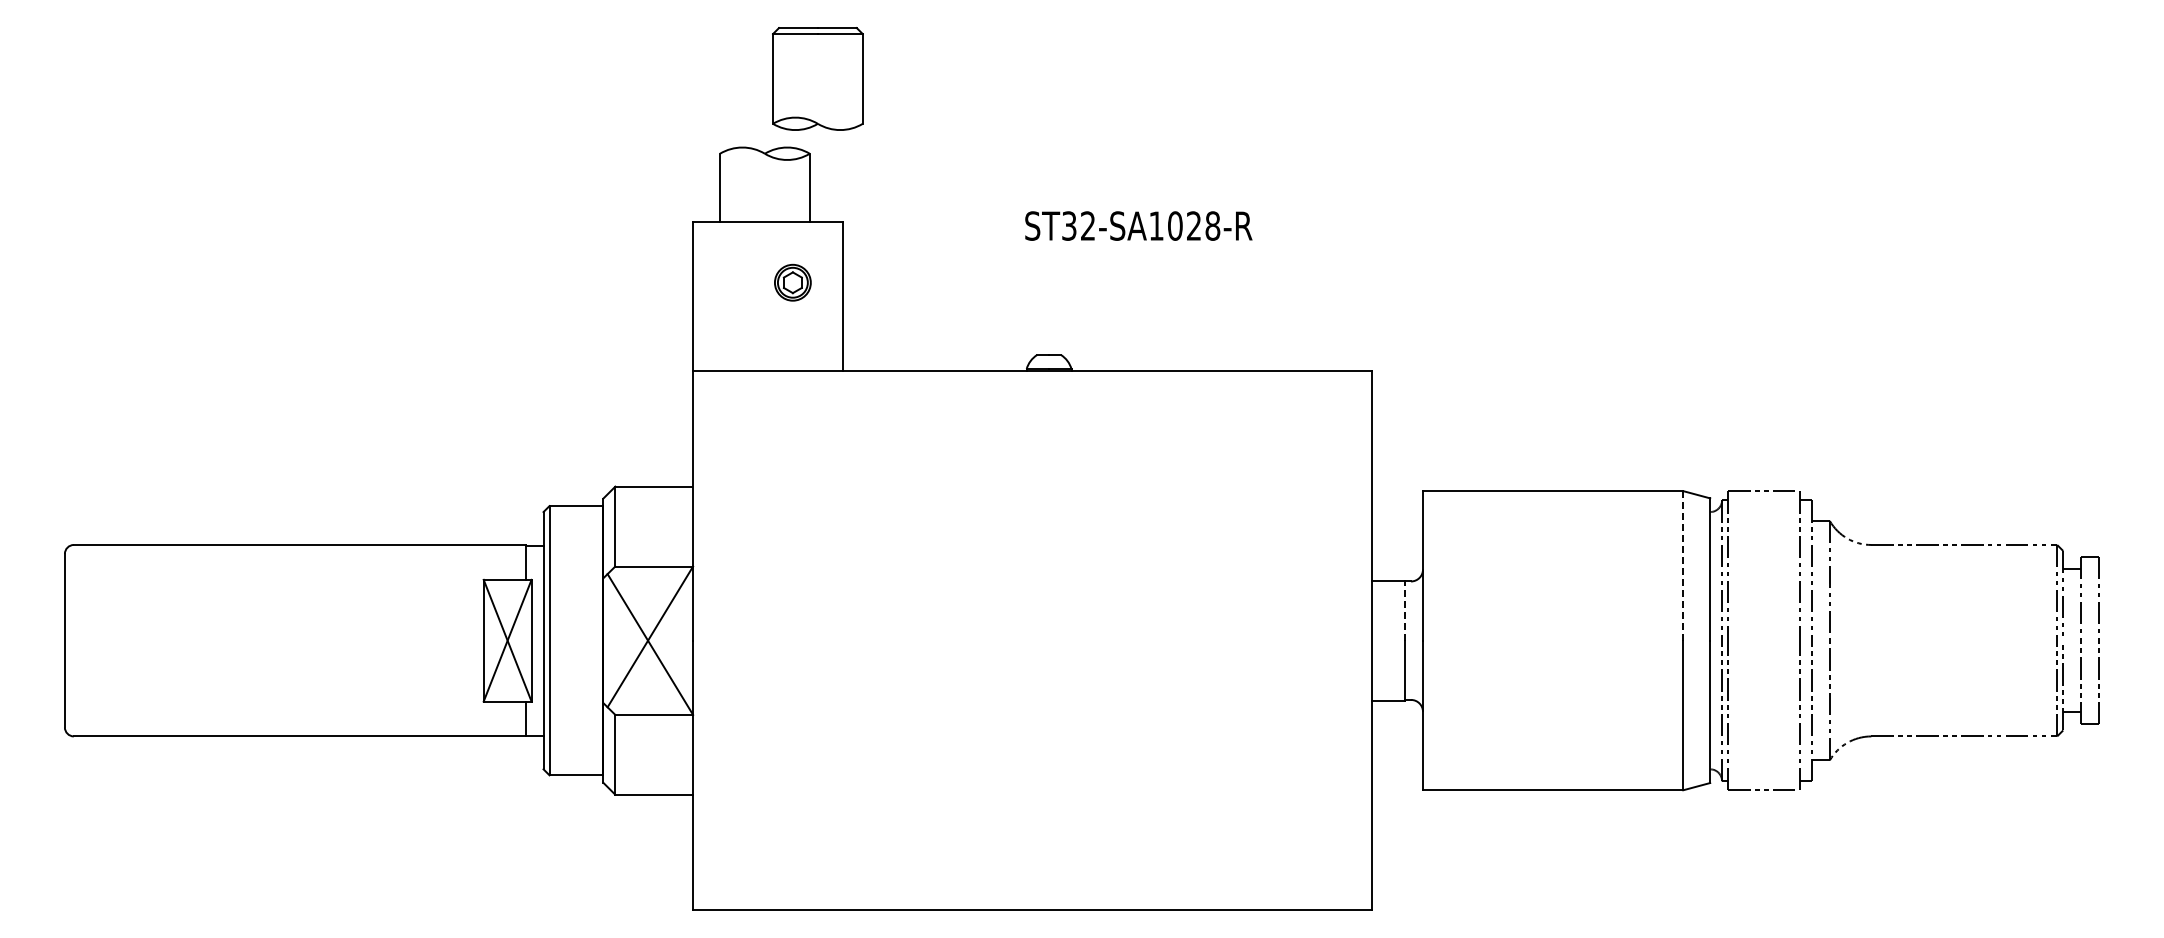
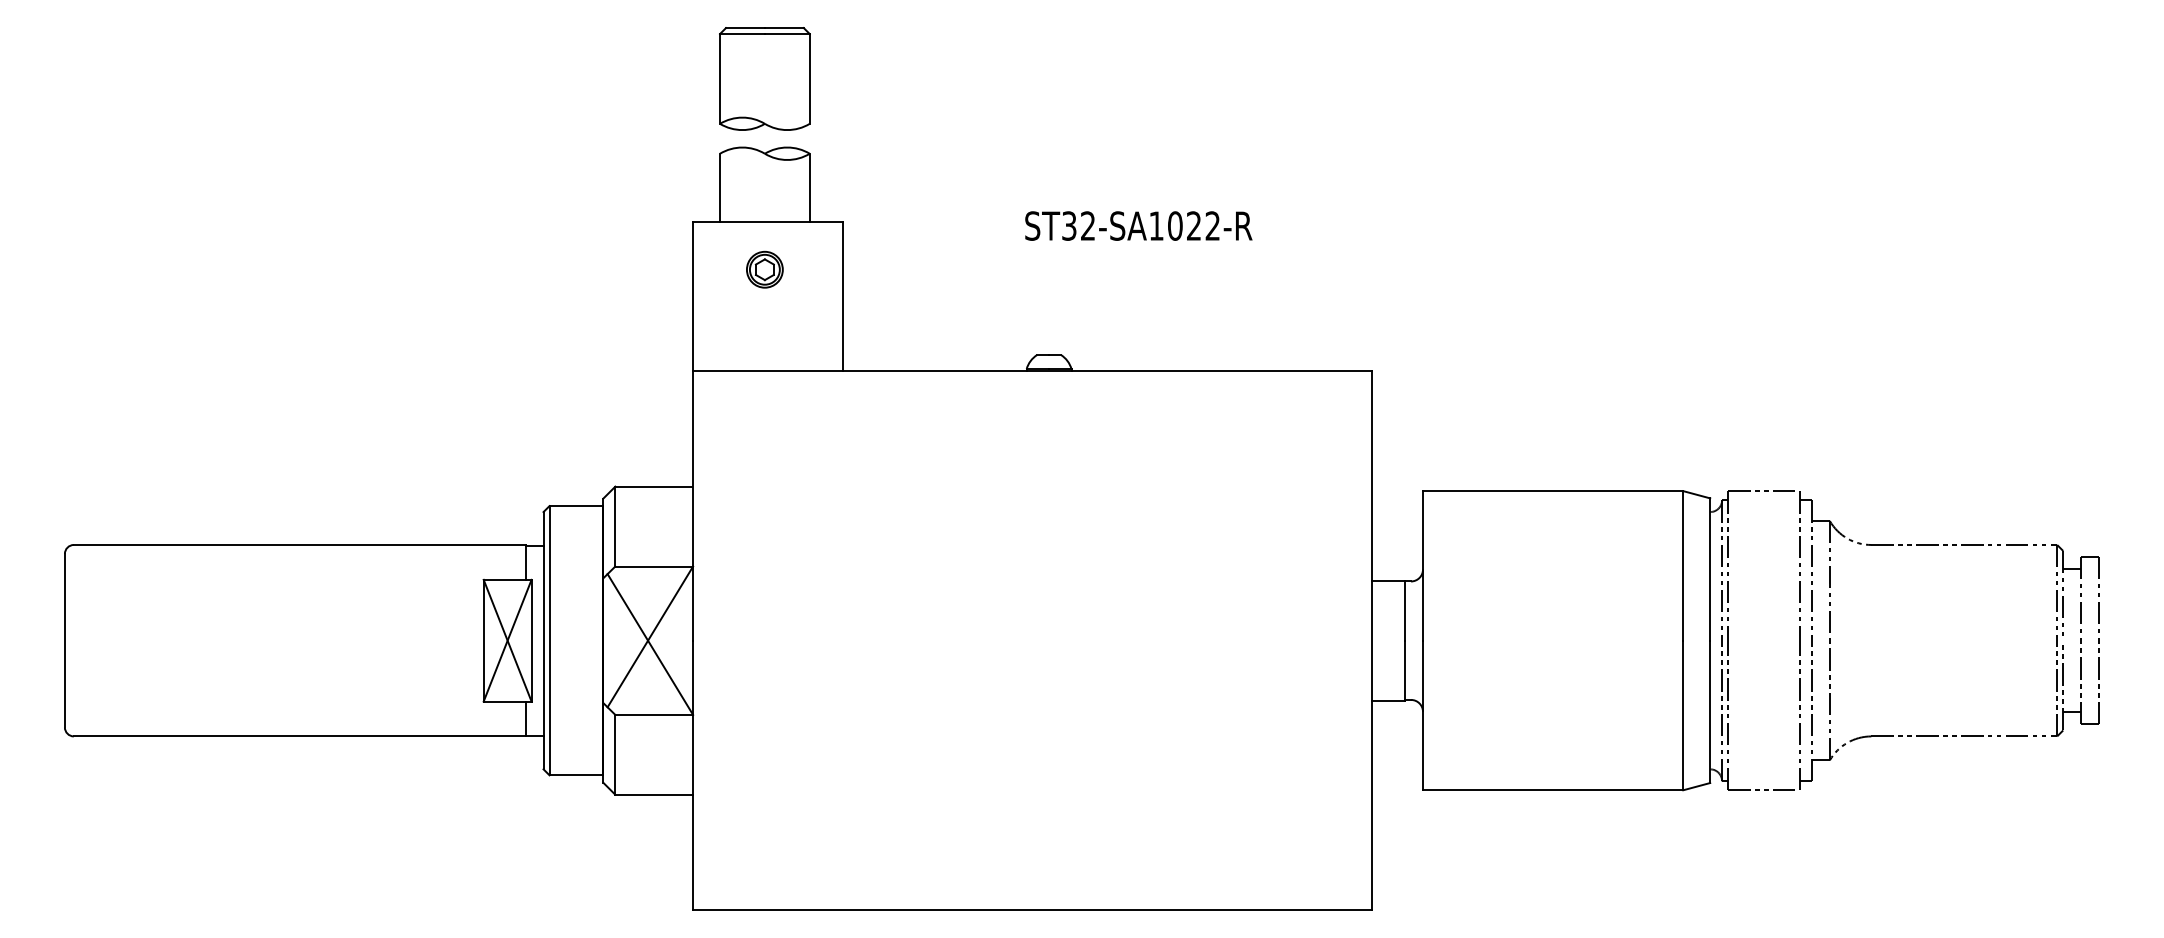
part position: (817, 78) -> (764, 78) (764, 78)
text: ST32-SA1028-R -> ST32-SA1022-R (1212, 225)
part position: (792, 282) -> (764, 269) (764, 269)
line: dashed -> solid (1683, 565)
line: dashed -> solid (1405, 610)
